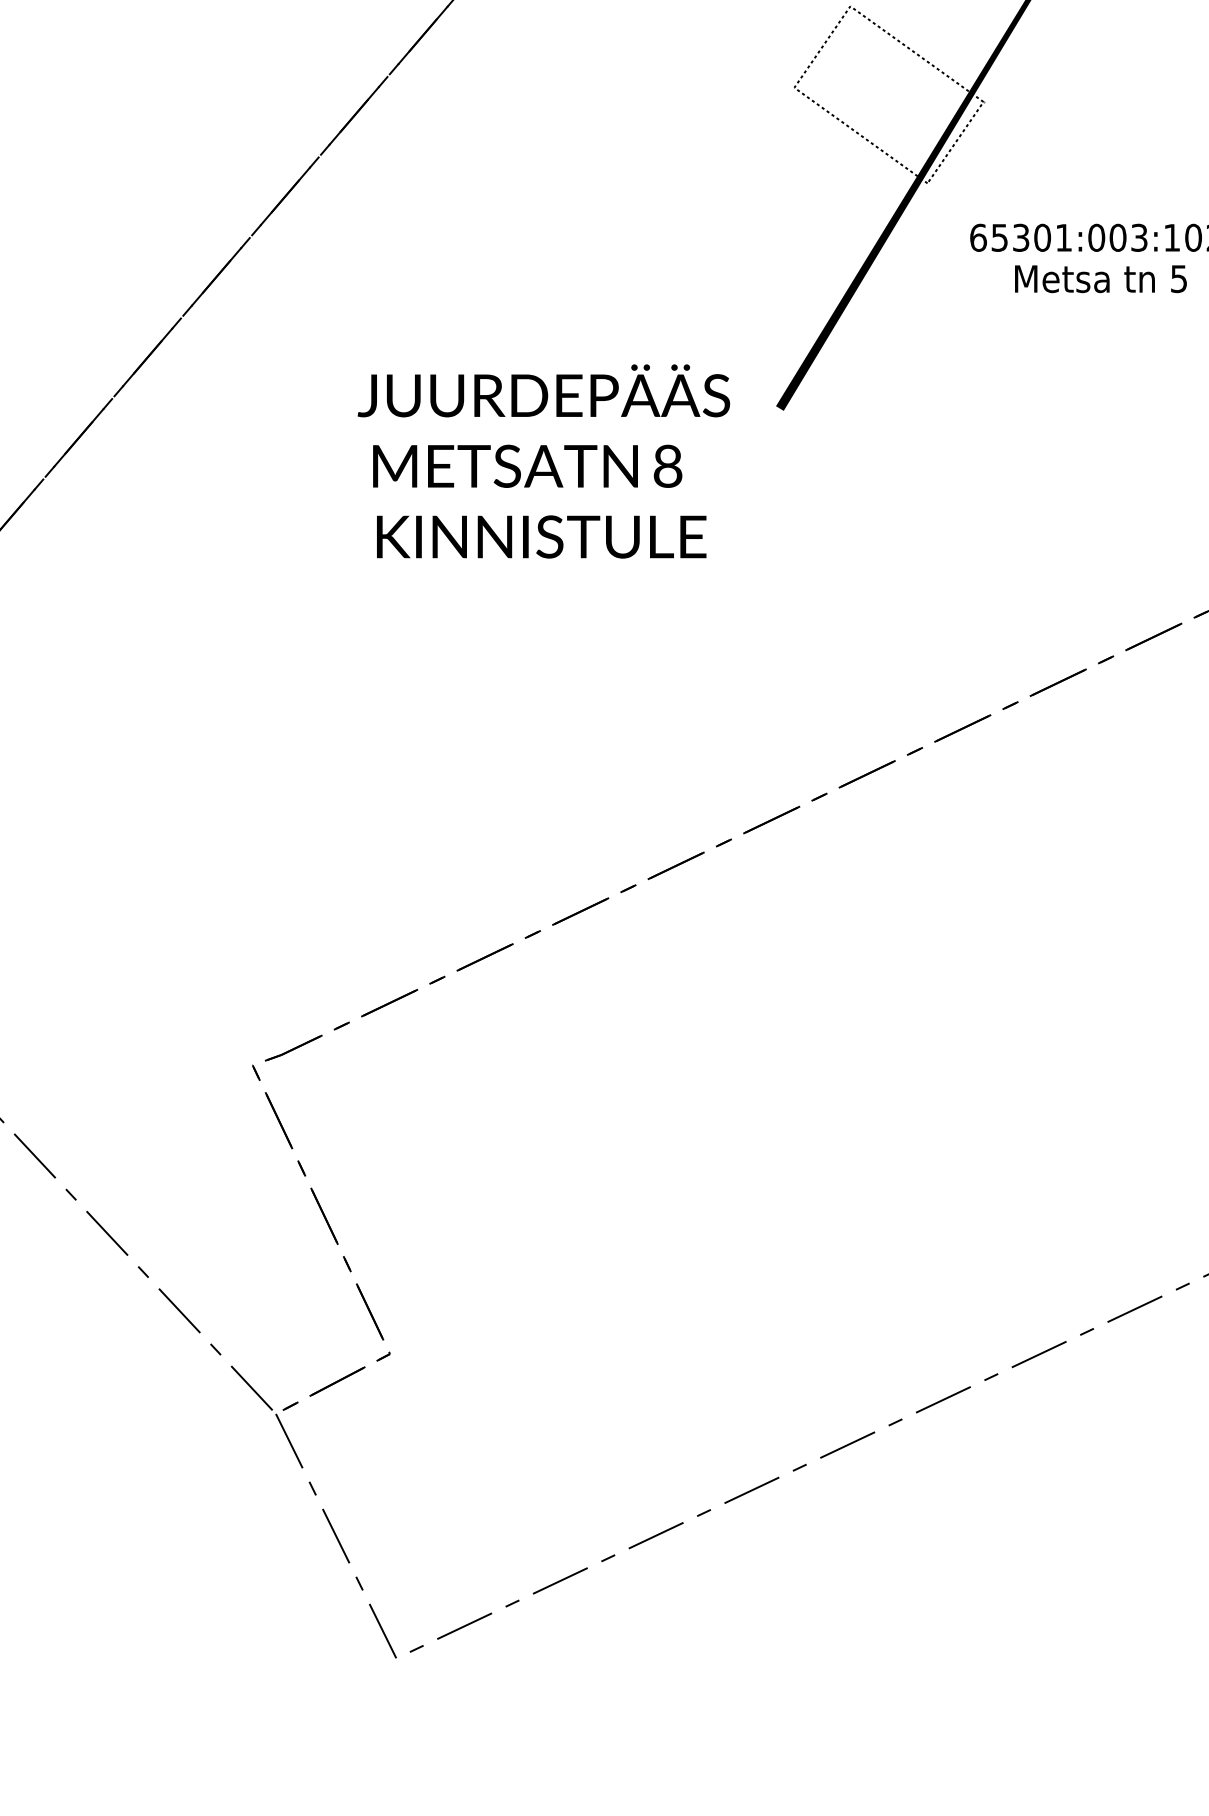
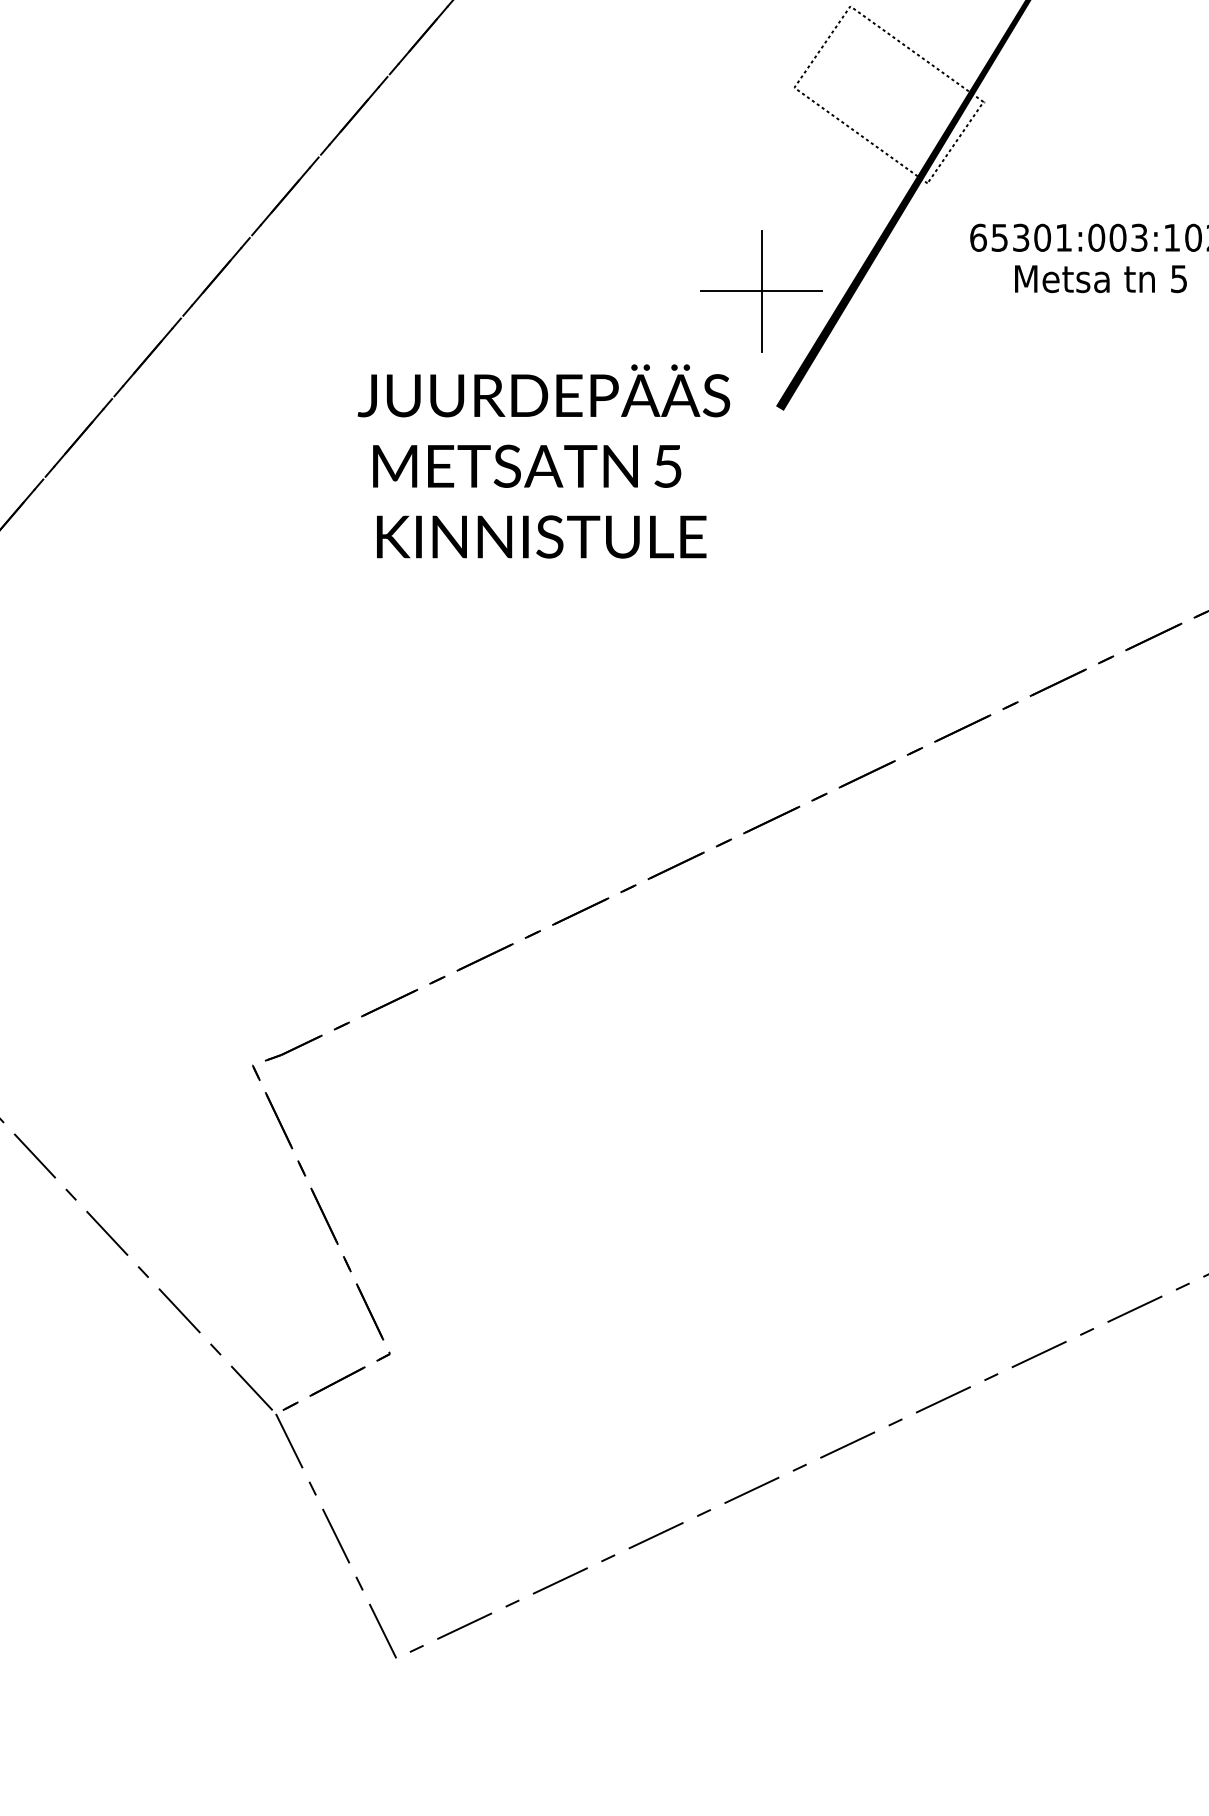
part: none -> present (761, 291)
text: 8 -> 5 (667, 465)
